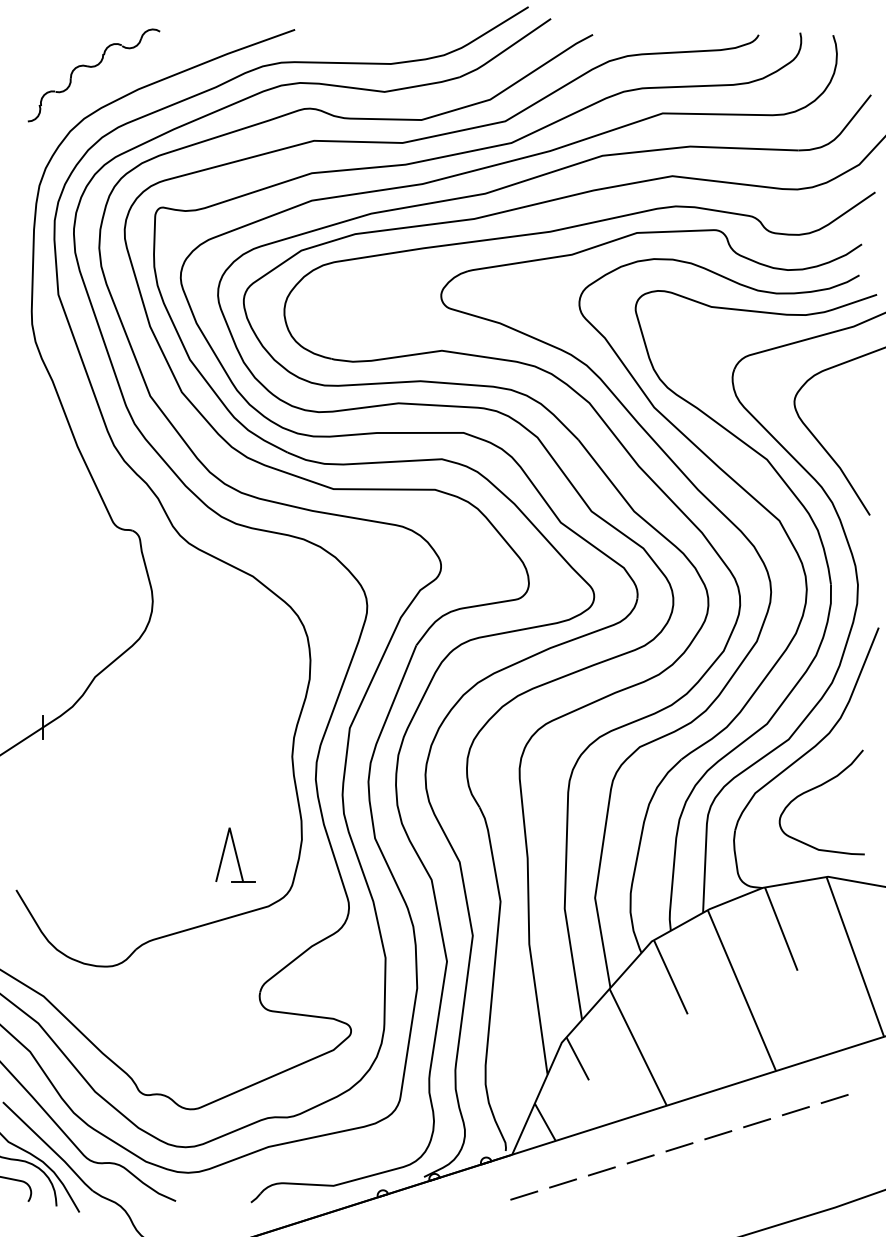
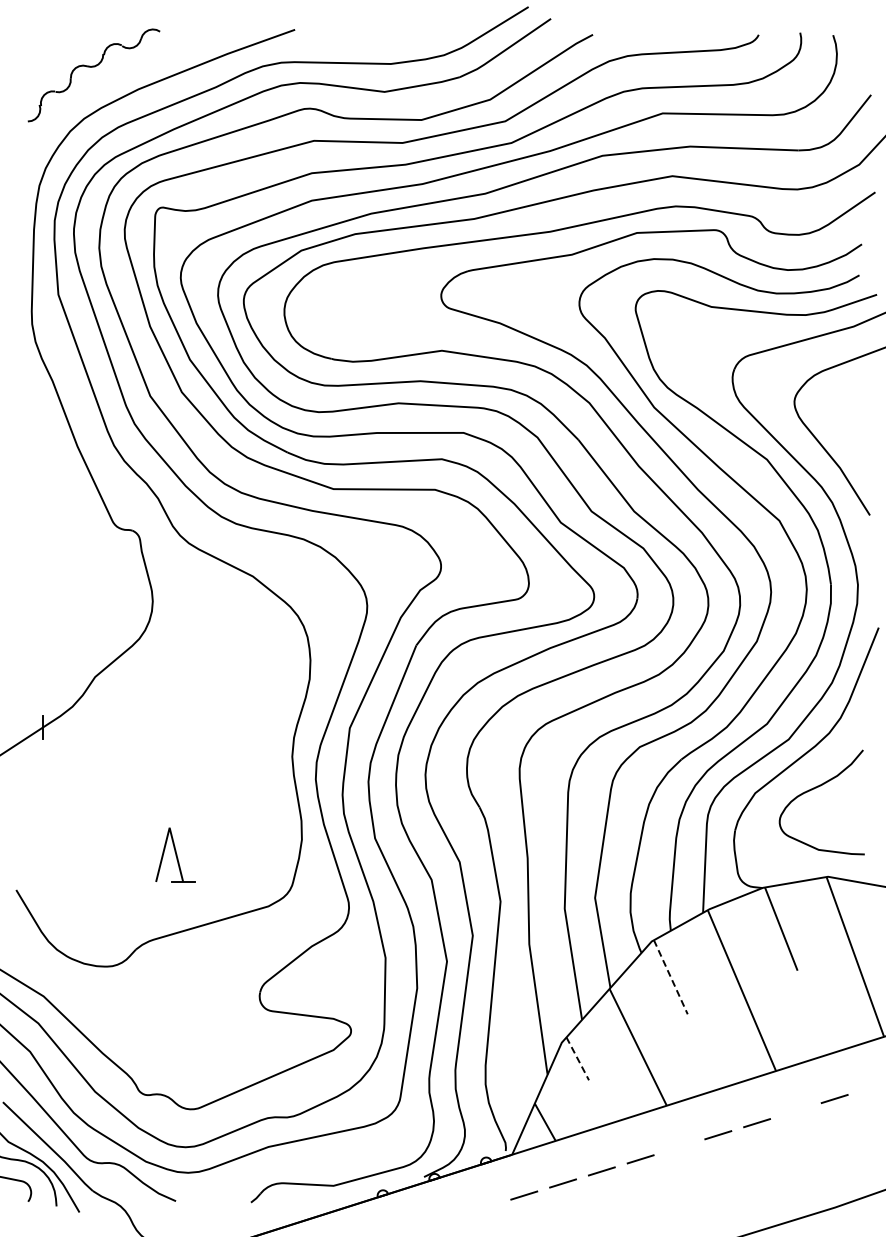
part position: (235, 854) -> (175, 854) (175, 854)
line: solid -> dashed (670, 977)
line: solid -> dashed (577, 1059)
line: present -> none (795, 1111)
line: present -> none (679, 1147)
